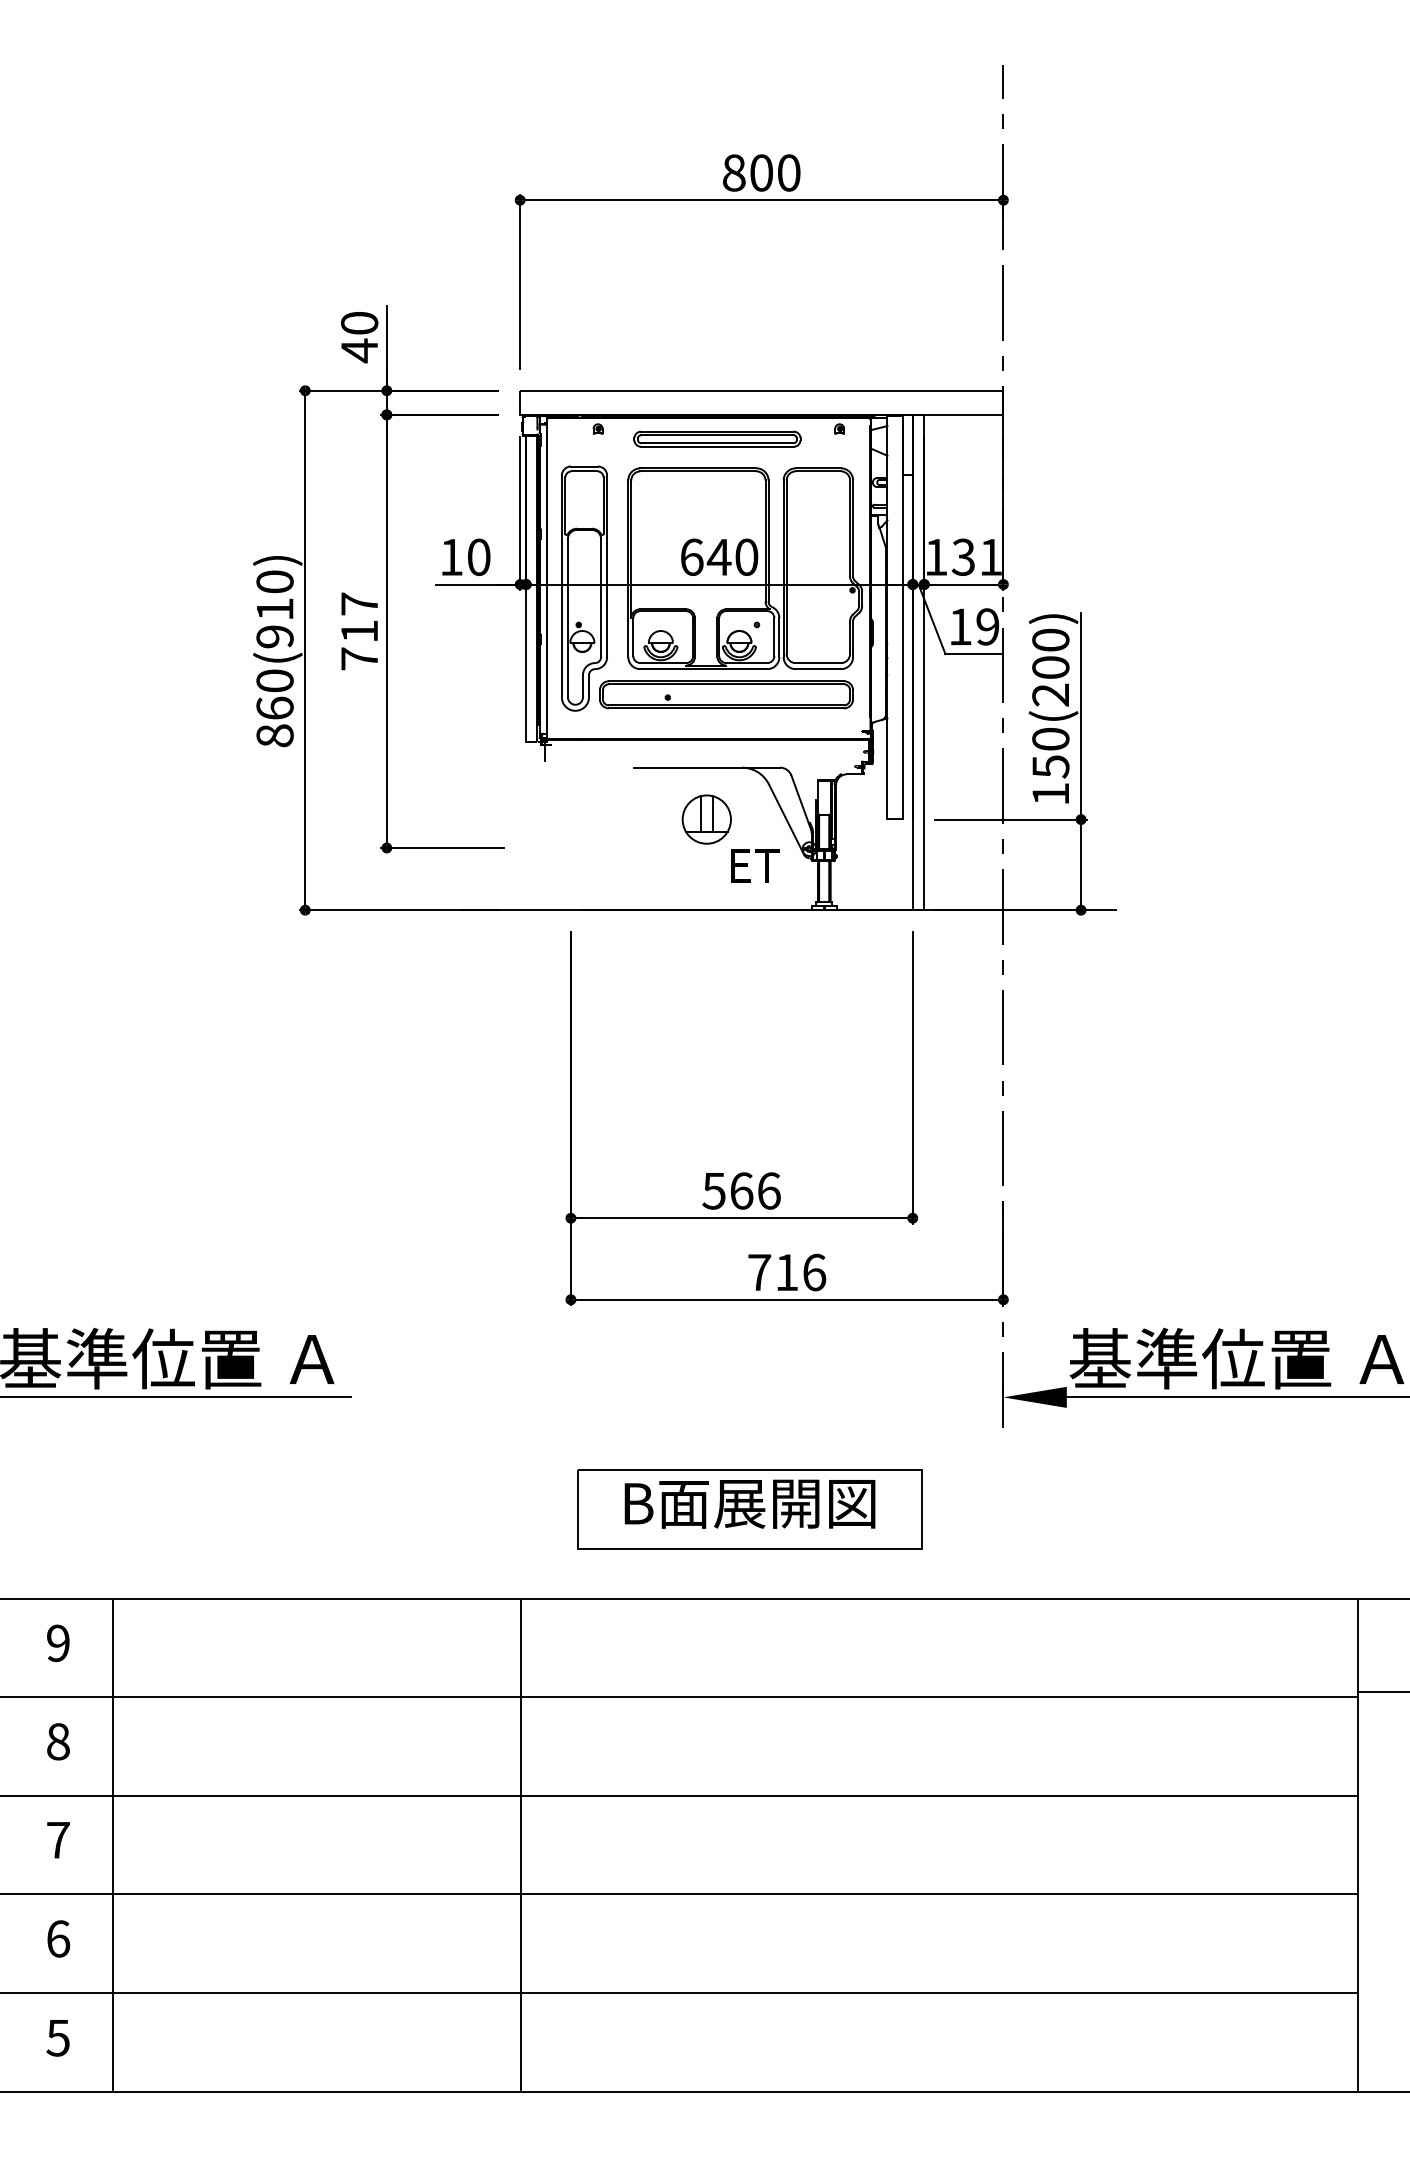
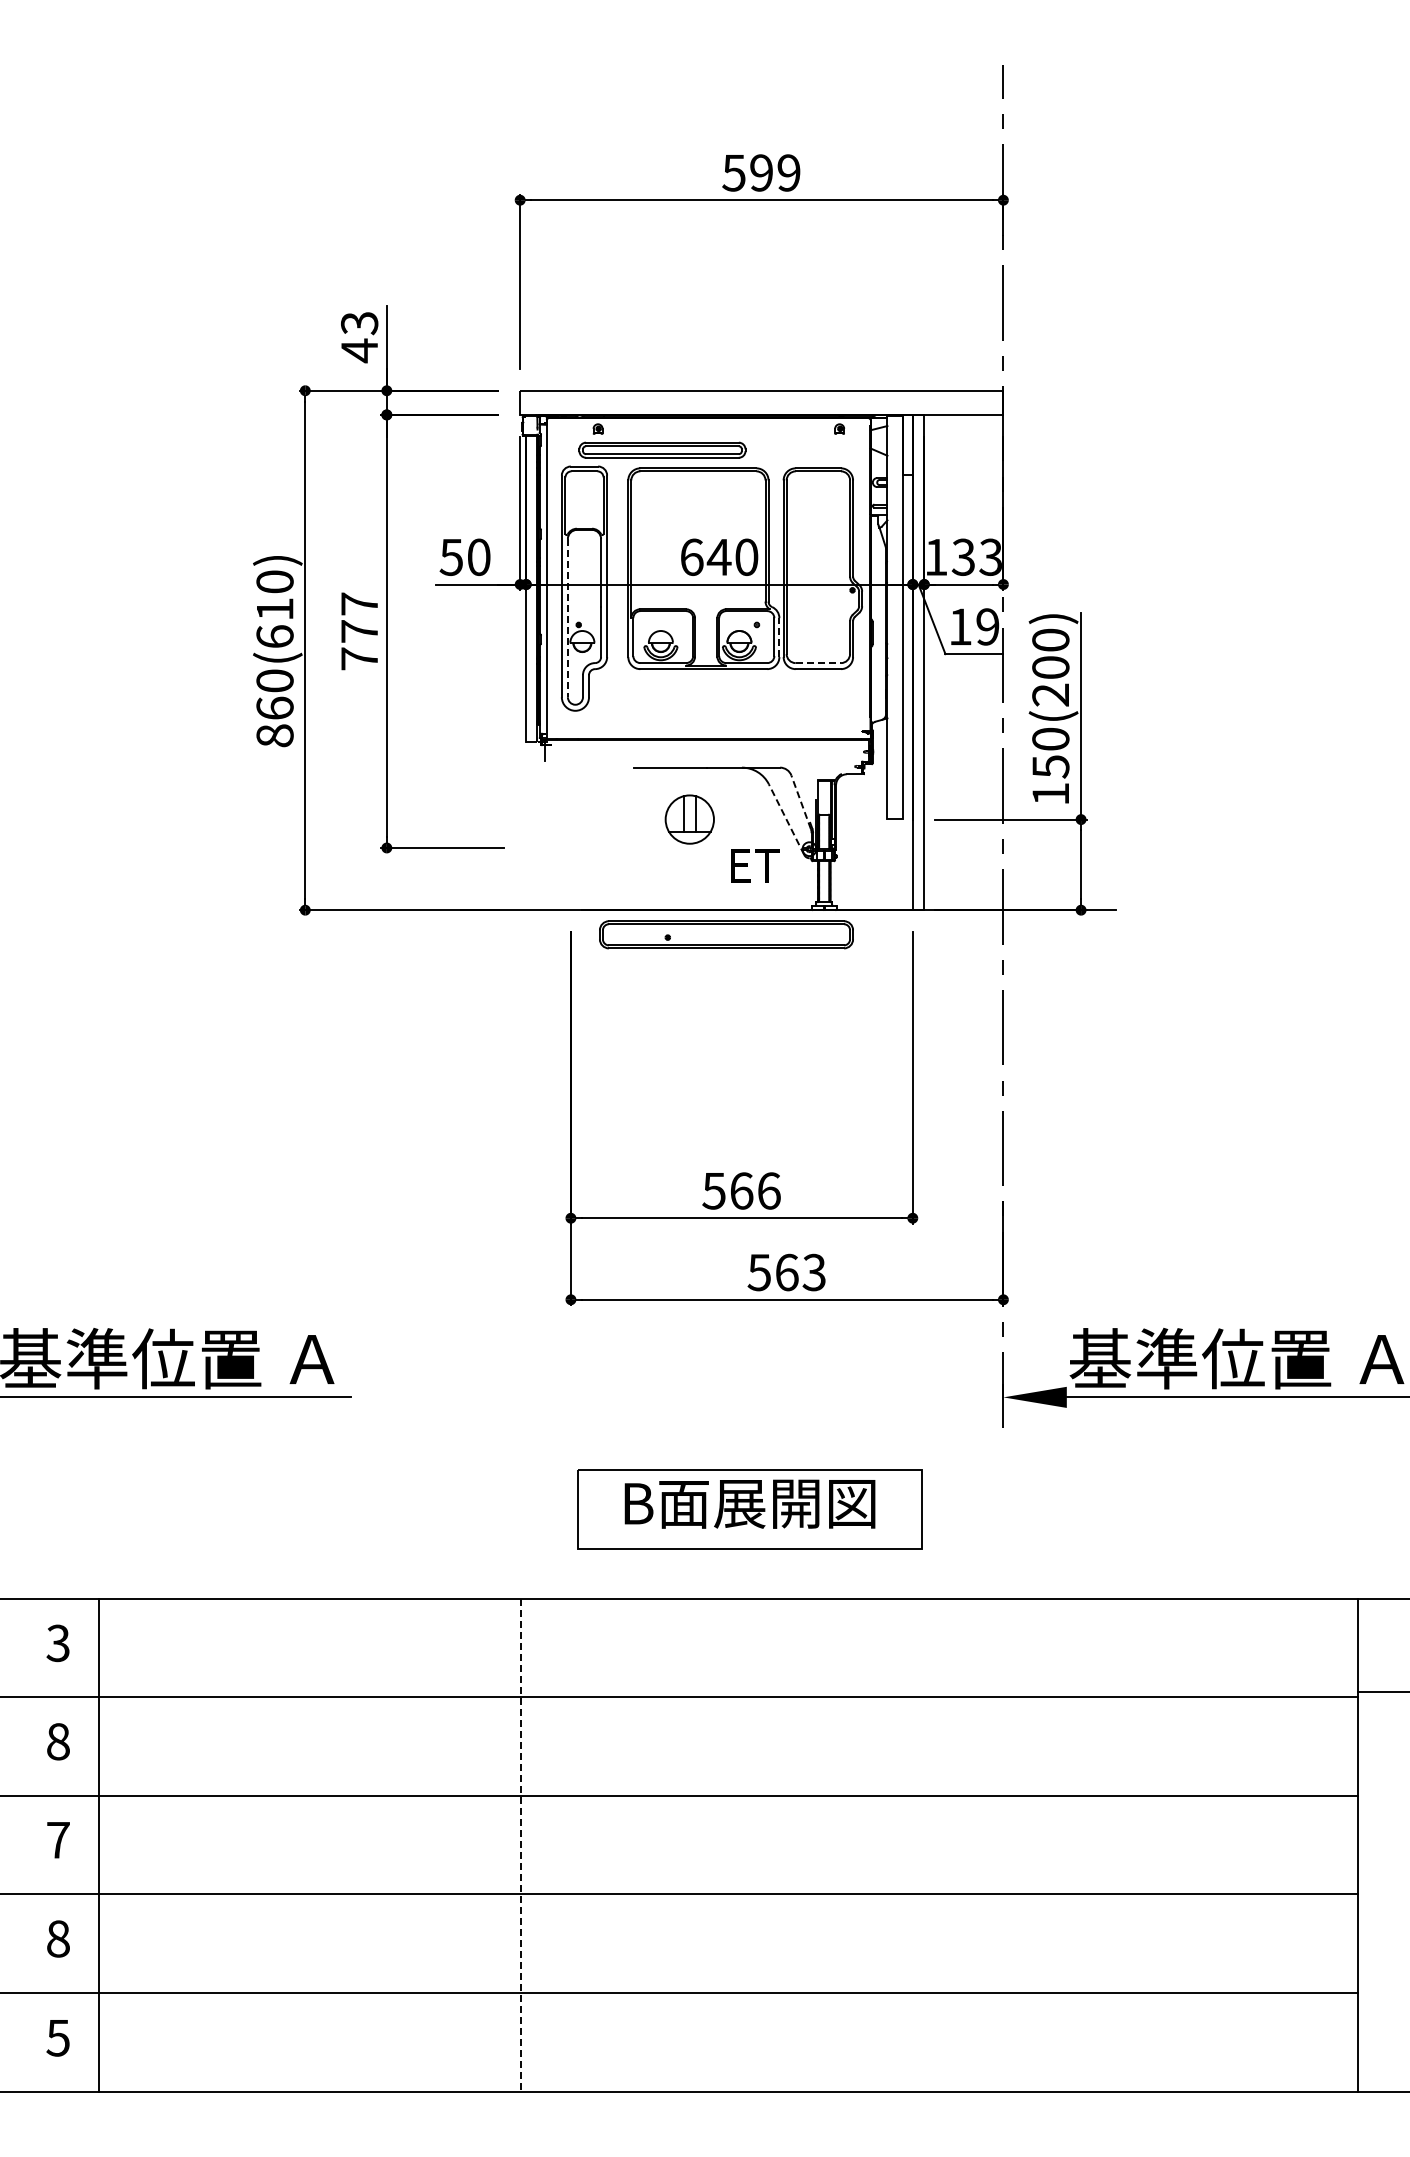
text: 800 -> 599 (761, 172)
text: 40 -> 43 (359, 323)
part position: (717, 438) -> (662, 449) (662, 449)
text: 131 -> 133 (990, 556)
text: 10 -> 50 (450, 557)
line: solid -> dashed (567, 618)
text: 717 -> 777 (359, 631)
text: 860(910) -> 860(610) (274, 636)
line: solid -> dashed (779, 637)
line: solid -> dashed (818, 663)
part position: (726, 694) -> (726, 934) (726, 934)
line: solid -> dashed (800, 801)
part position: (706, 819) -> (689, 819) (689, 819)
line: solid -> dashed (786, 819)
text: 716 -> 563 (786, 1272)
text: 9 -> 3 (57, 1643)
line position: (113, 1845) -> (99, 1845) (99, 1845)
line: solid -> dashed (520, 1845)
text: 6 -> 8 (58, 1938)
